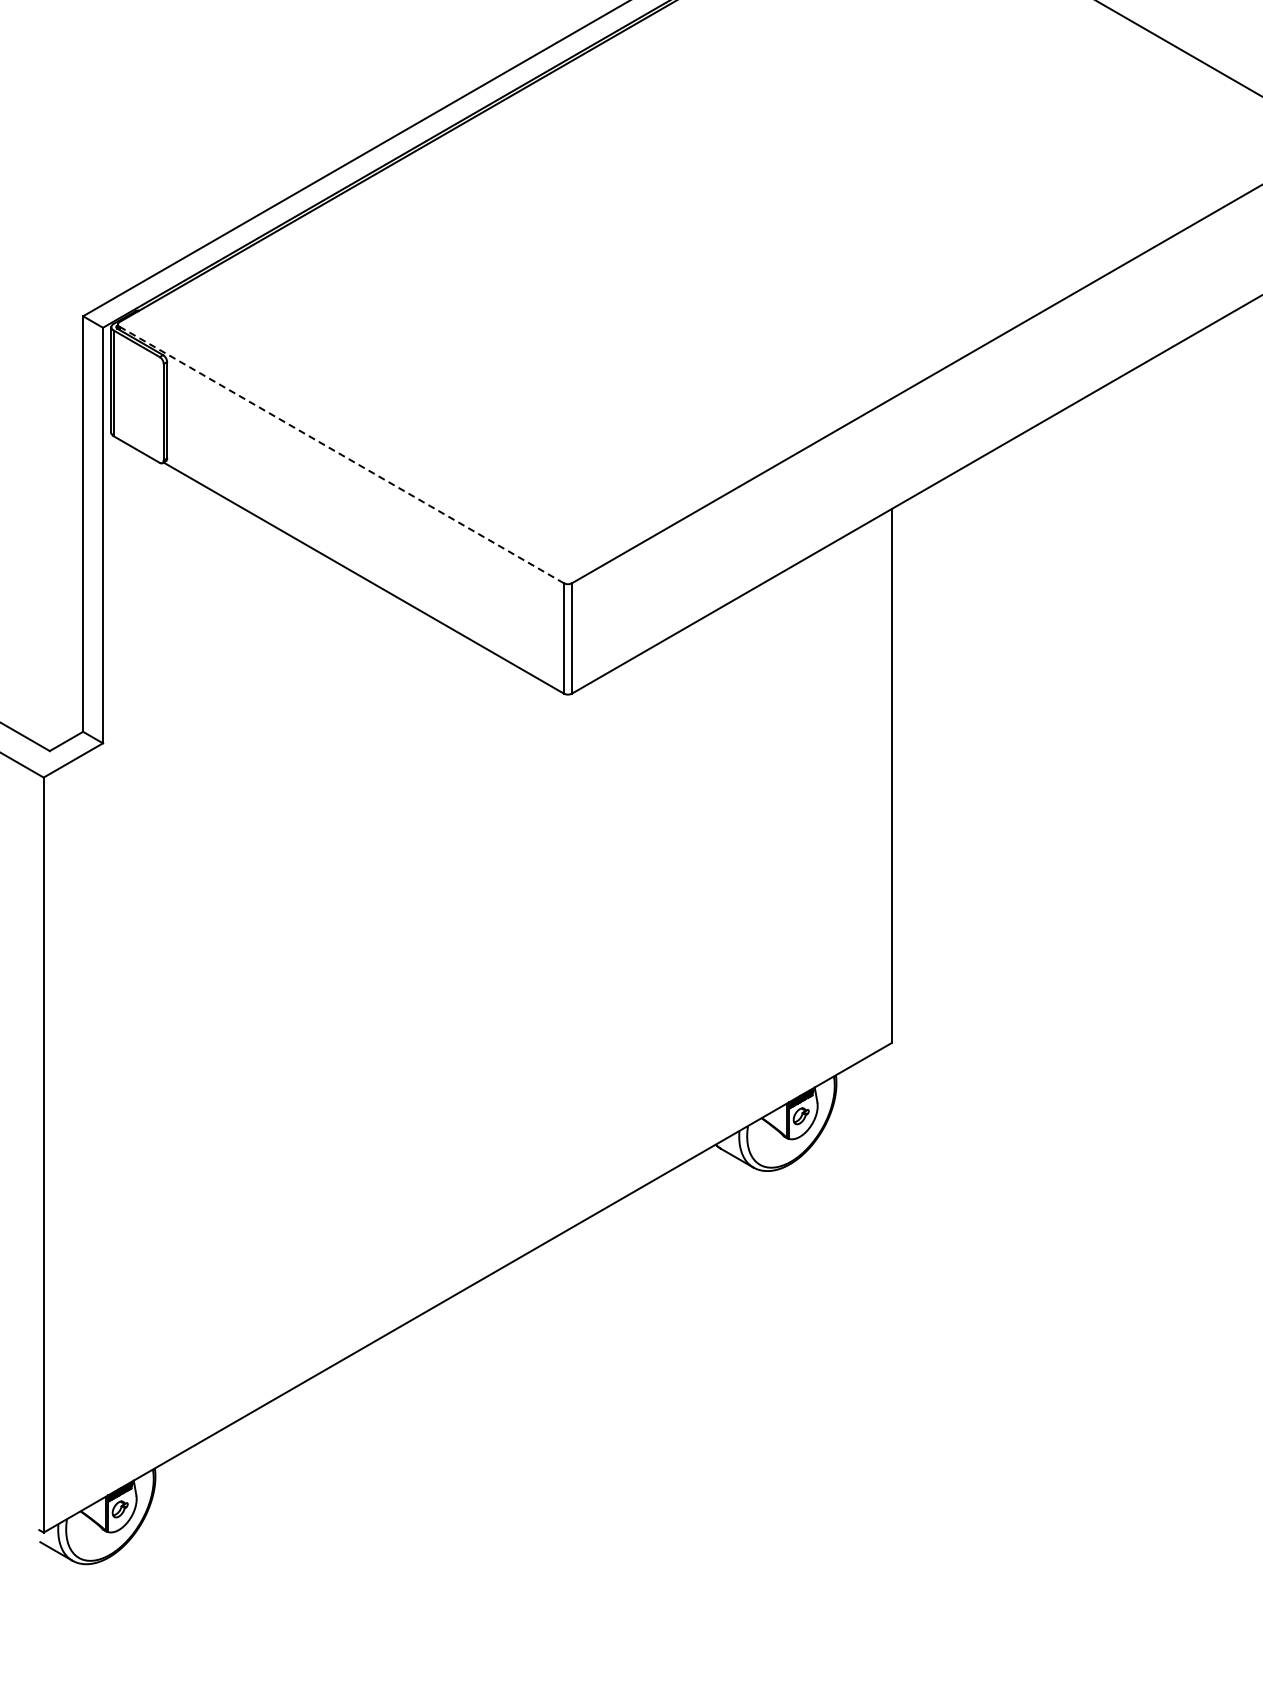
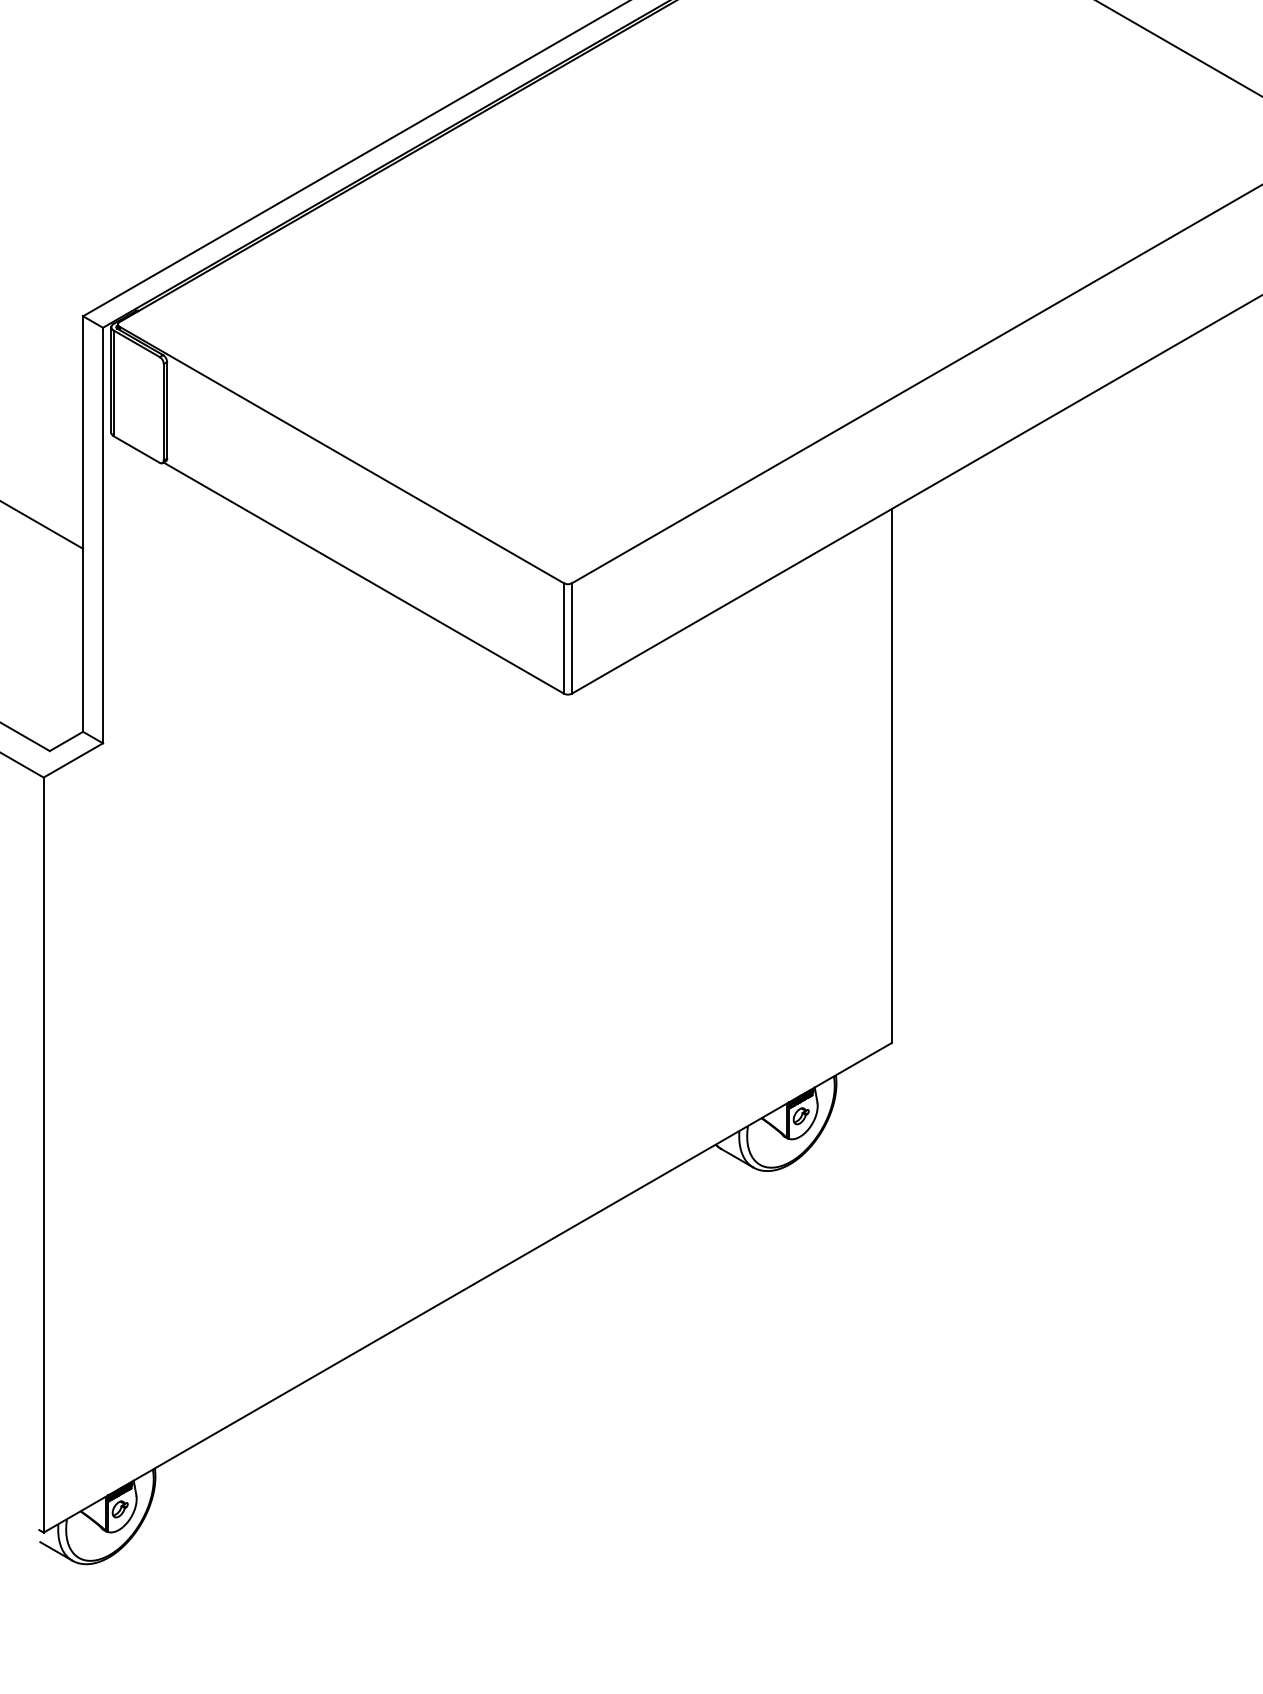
line: dashed -> solid (341, 455)
line: none -> present (42, 525)
